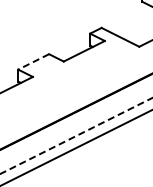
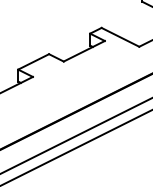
line: dashed -> solid (33, 62)
line: dashed -> solid (76, 135)
